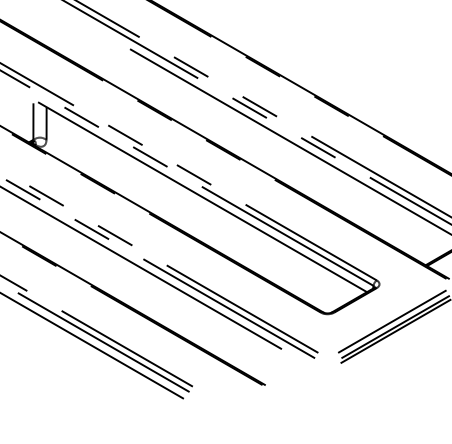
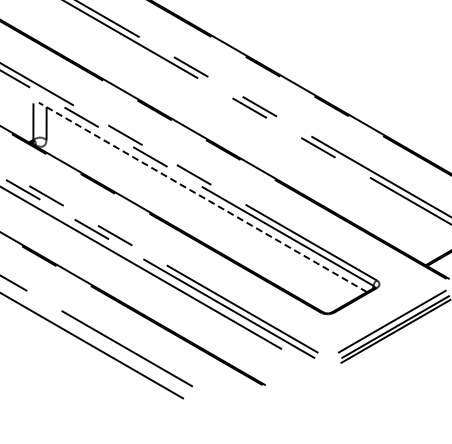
line: present -> none (289, 141)
line: solid -> dashed (202, 197)
line: present -> none (95, 337)
